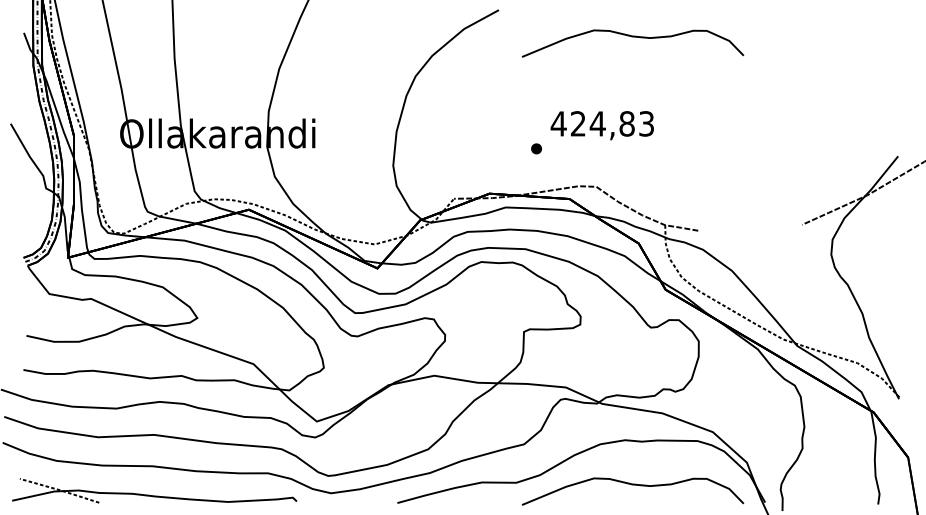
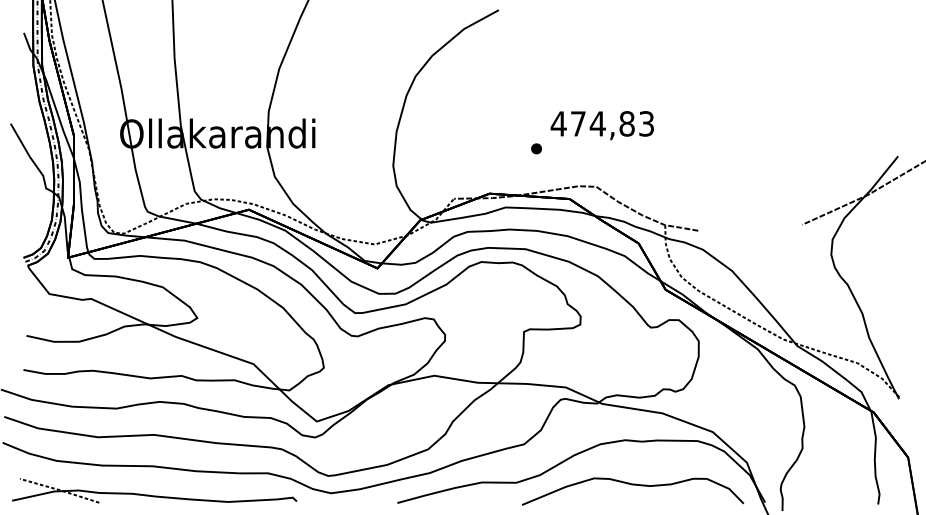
curve: present -> none (632, 37)
text: 424,83 -> 474,83 (578, 123)
